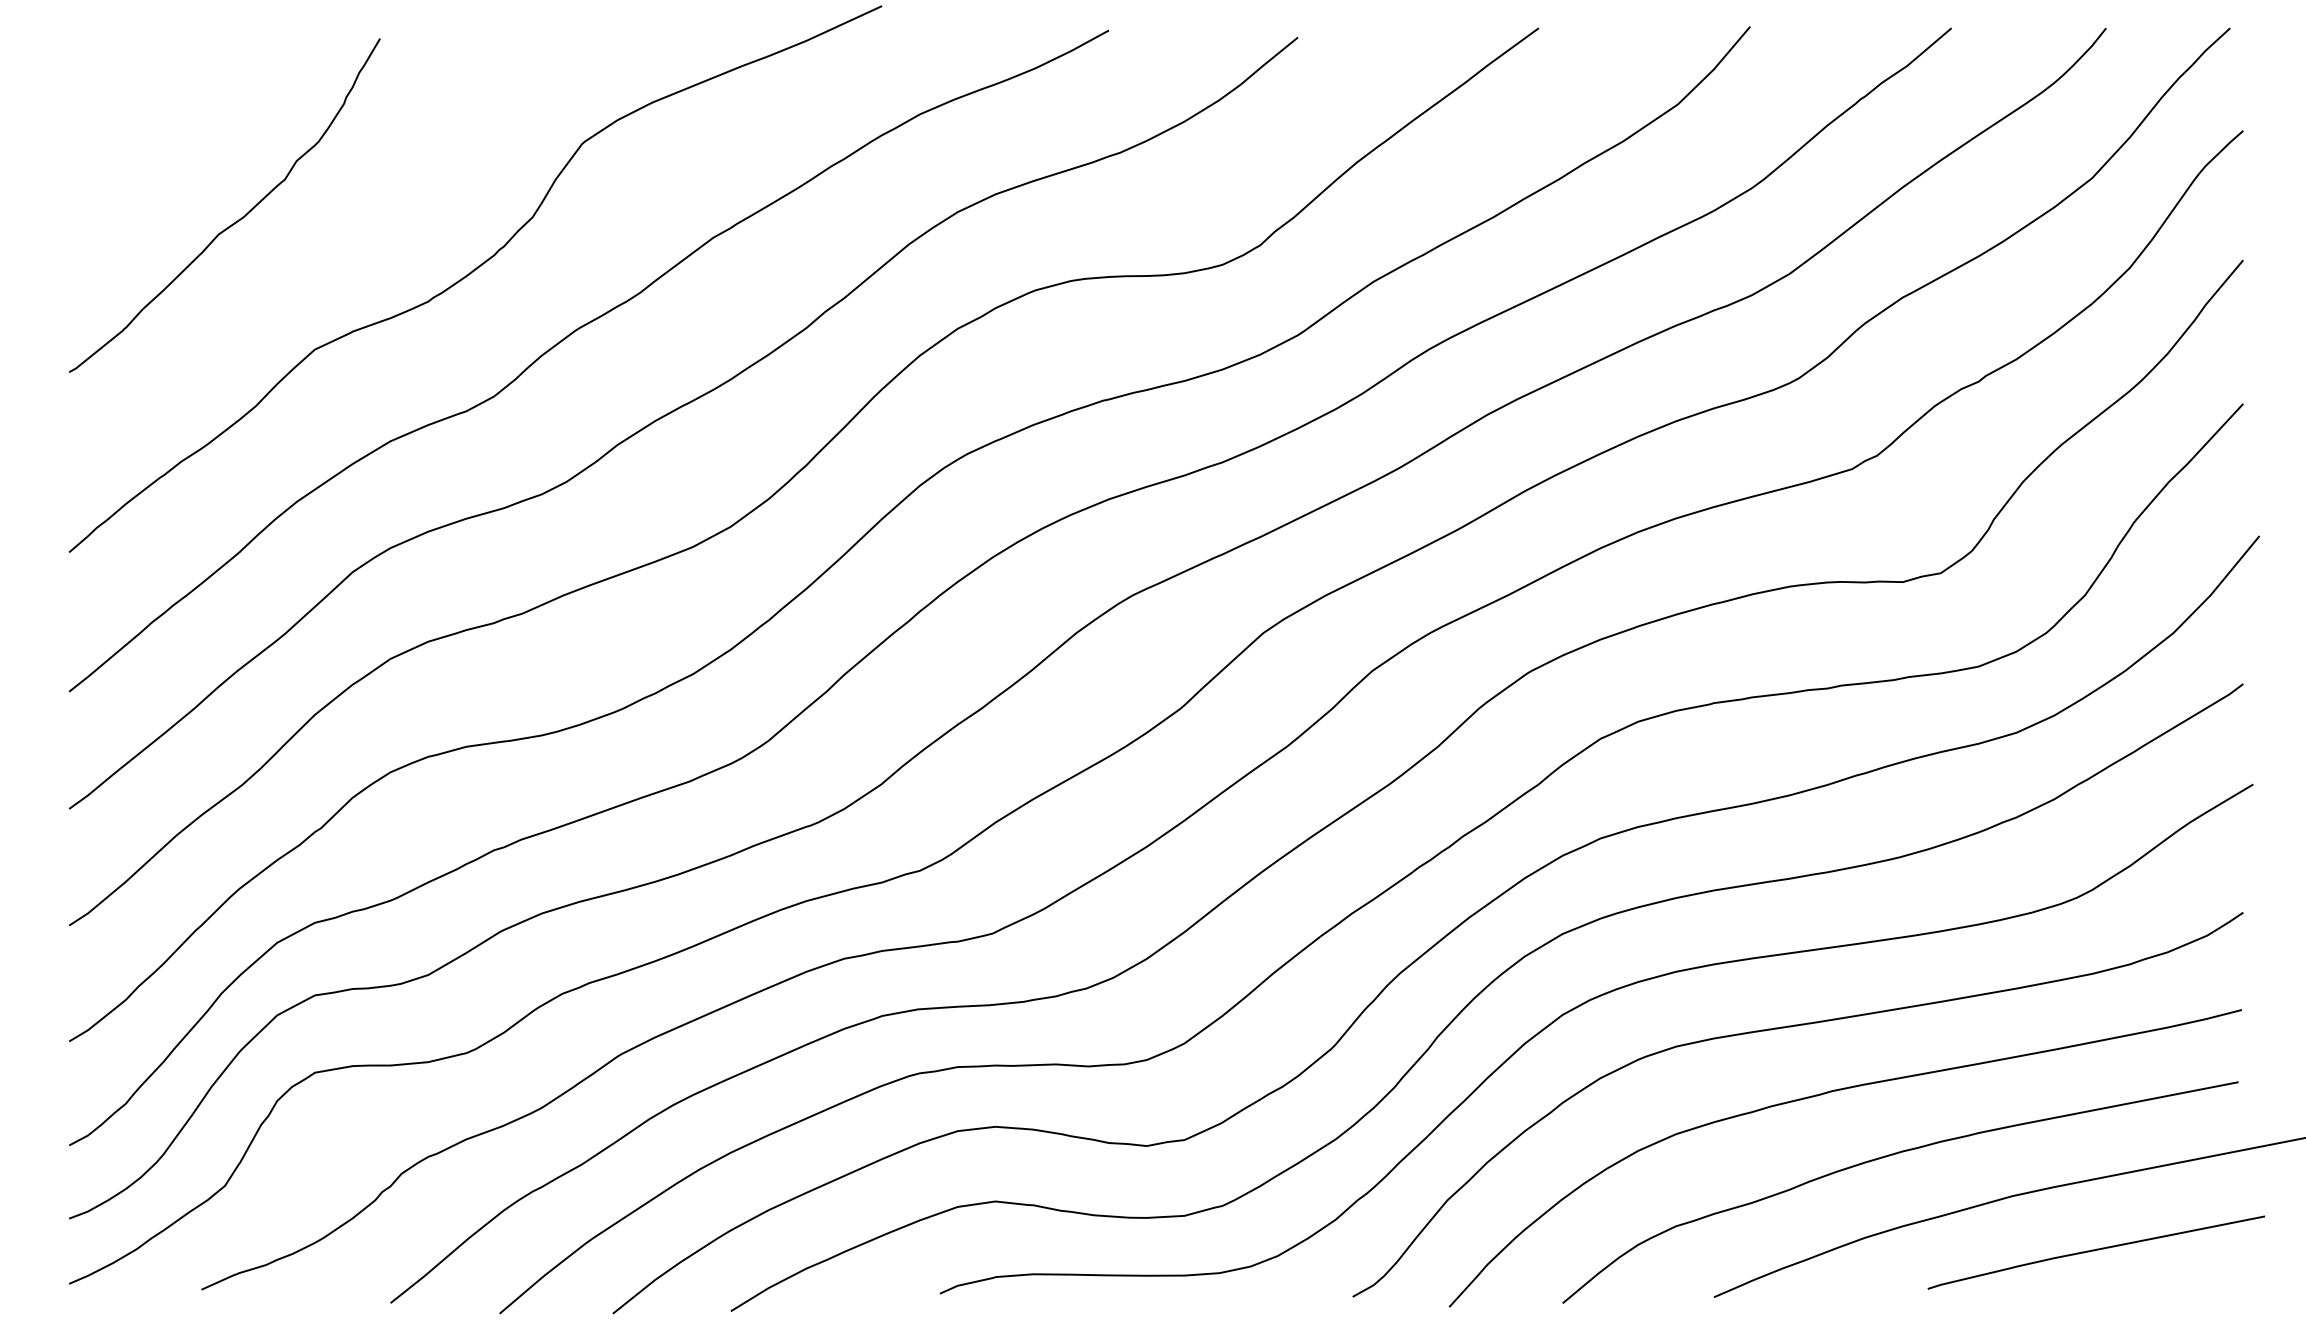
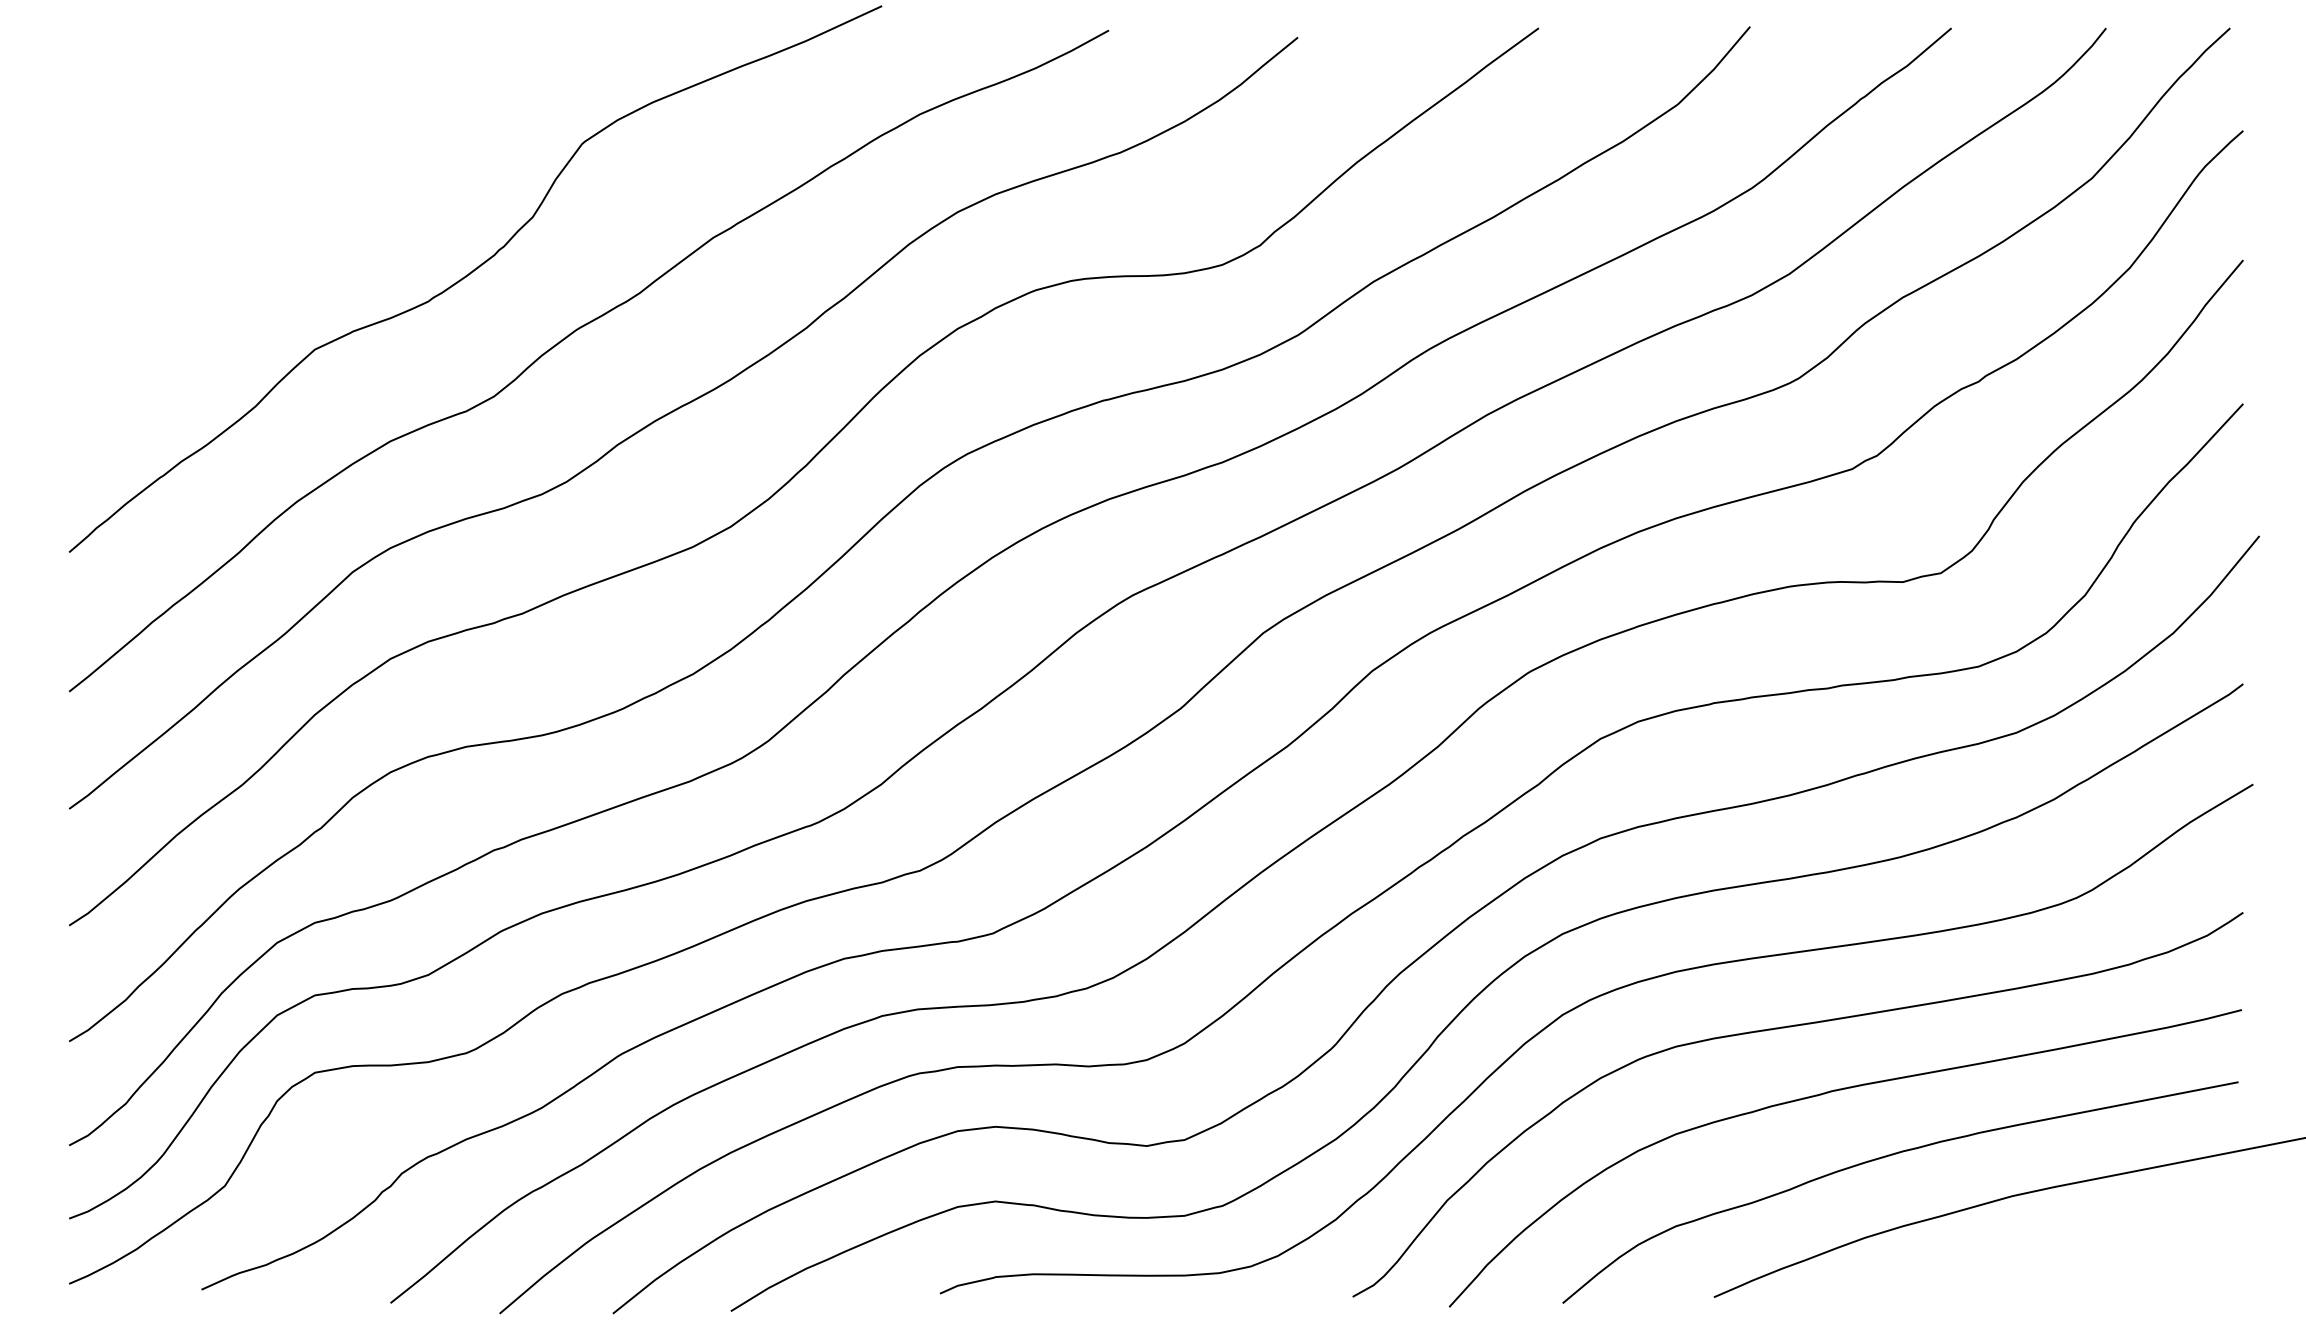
curve: present -> none (235, 221)
curve: present -> none (2094, 1251)
